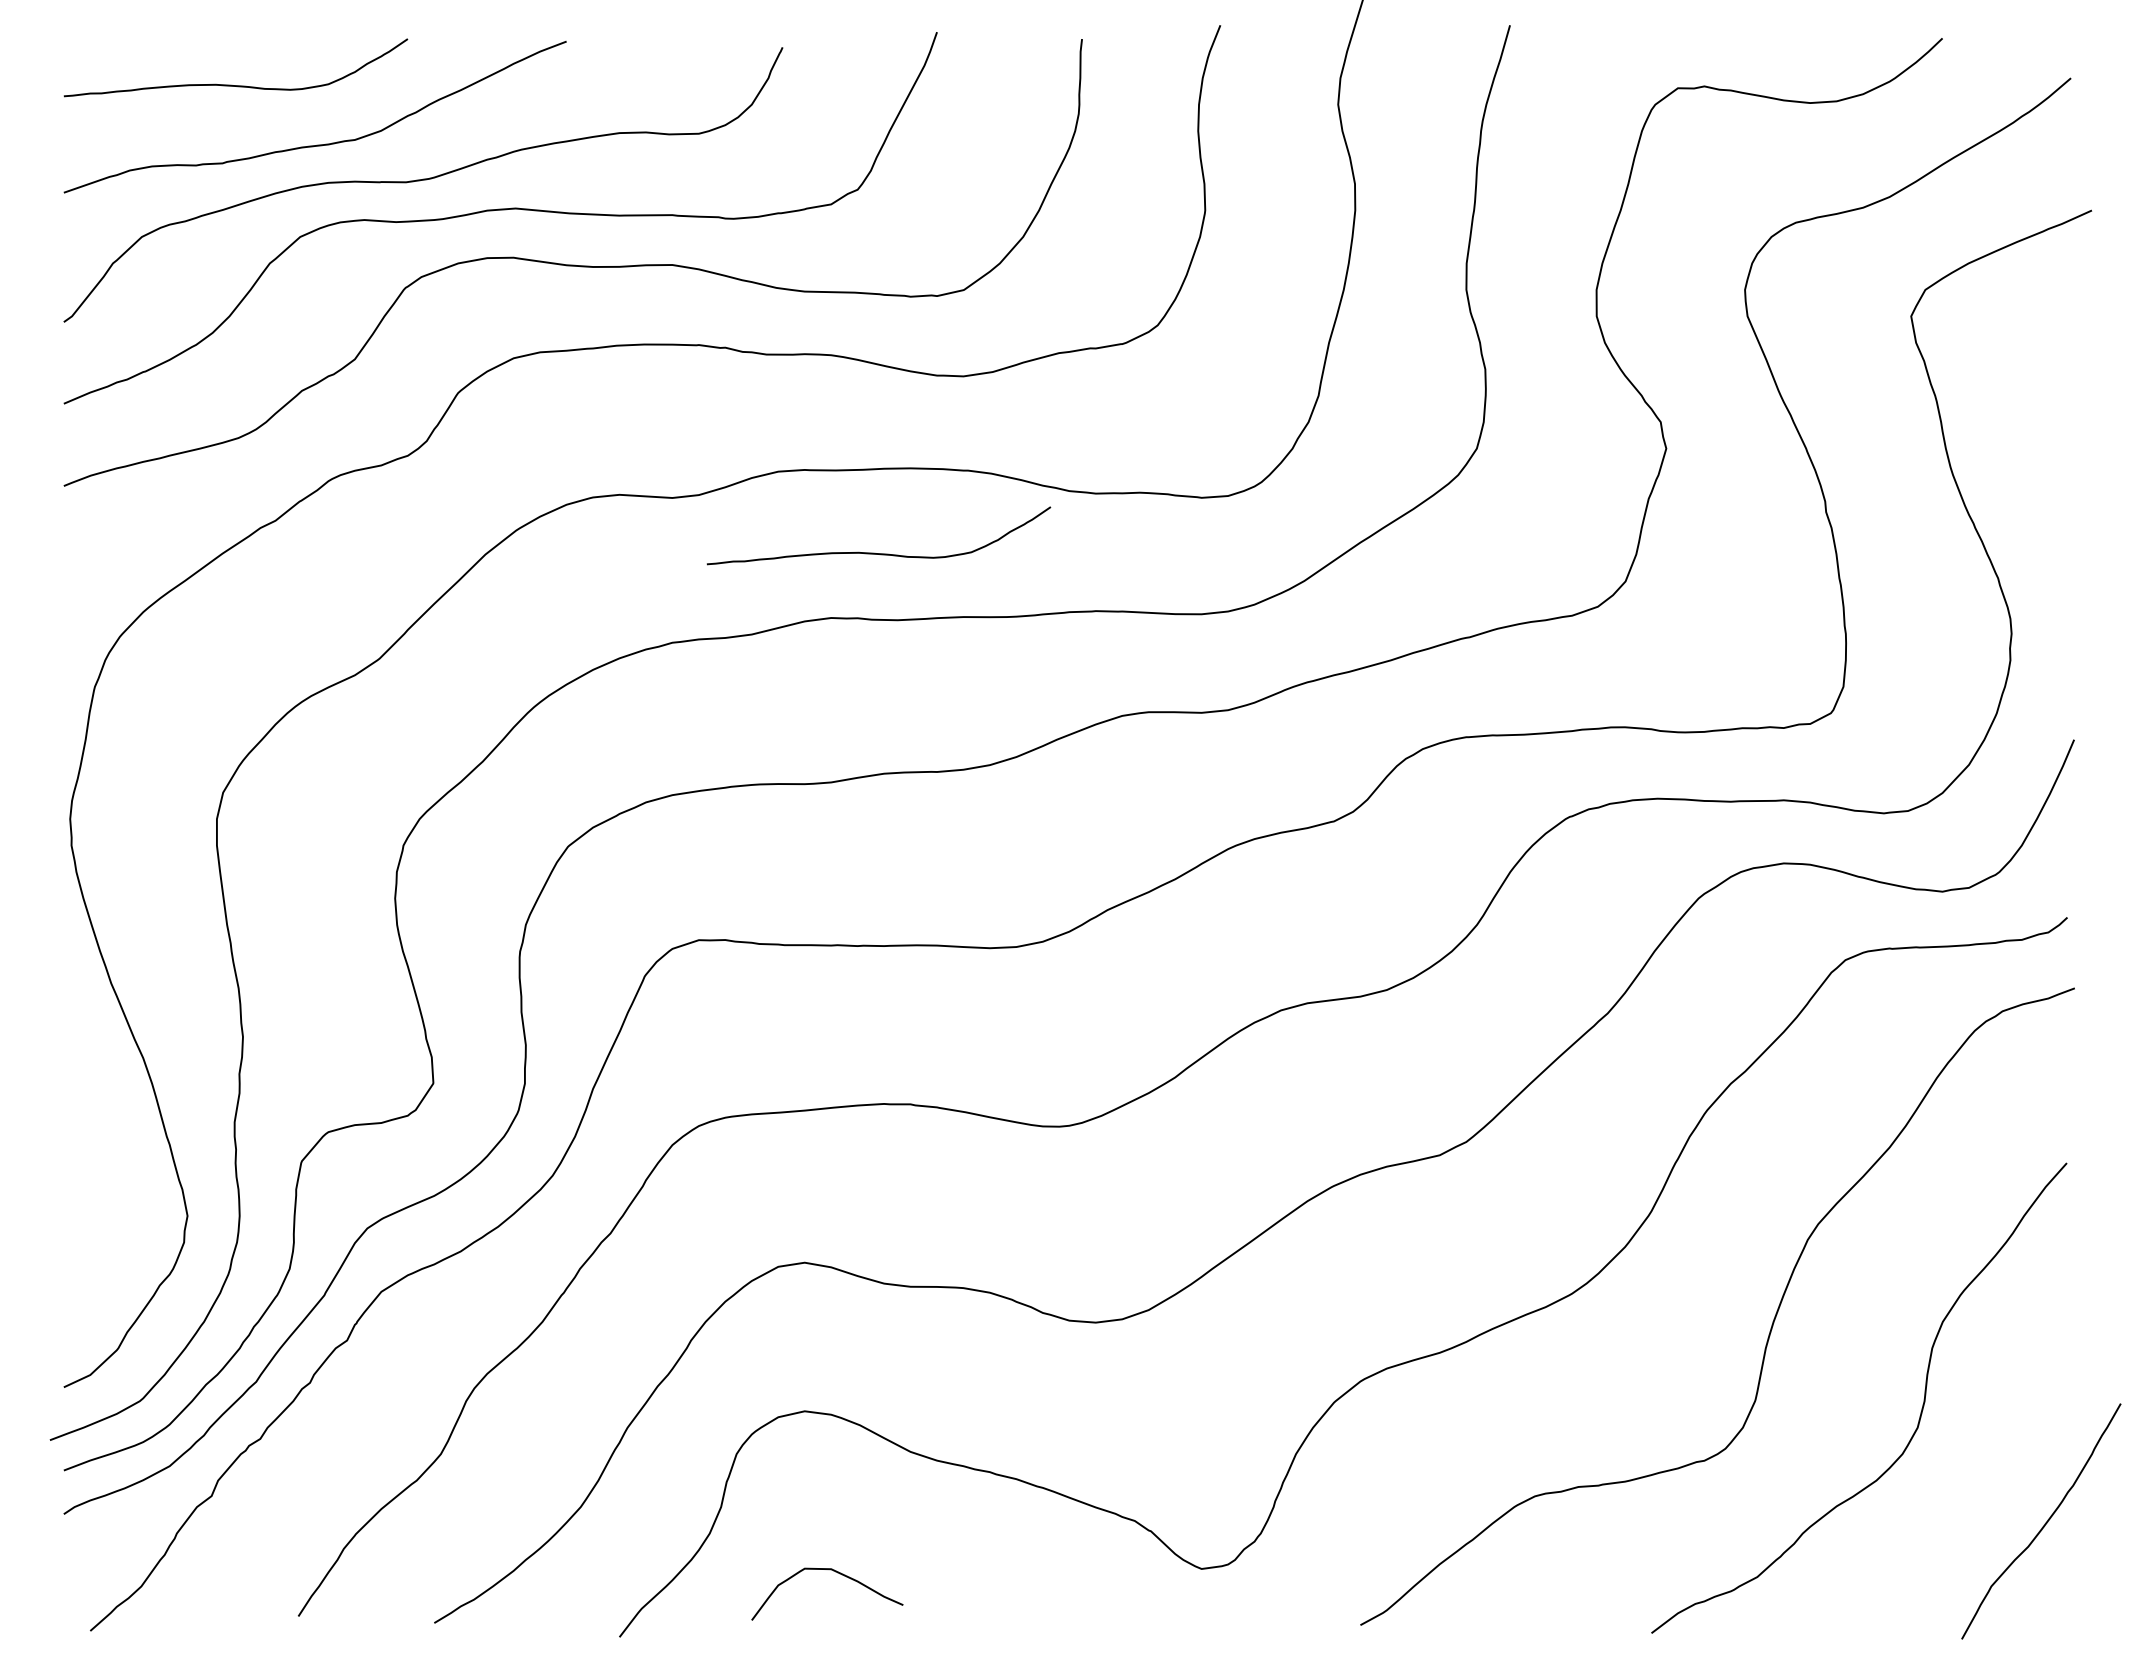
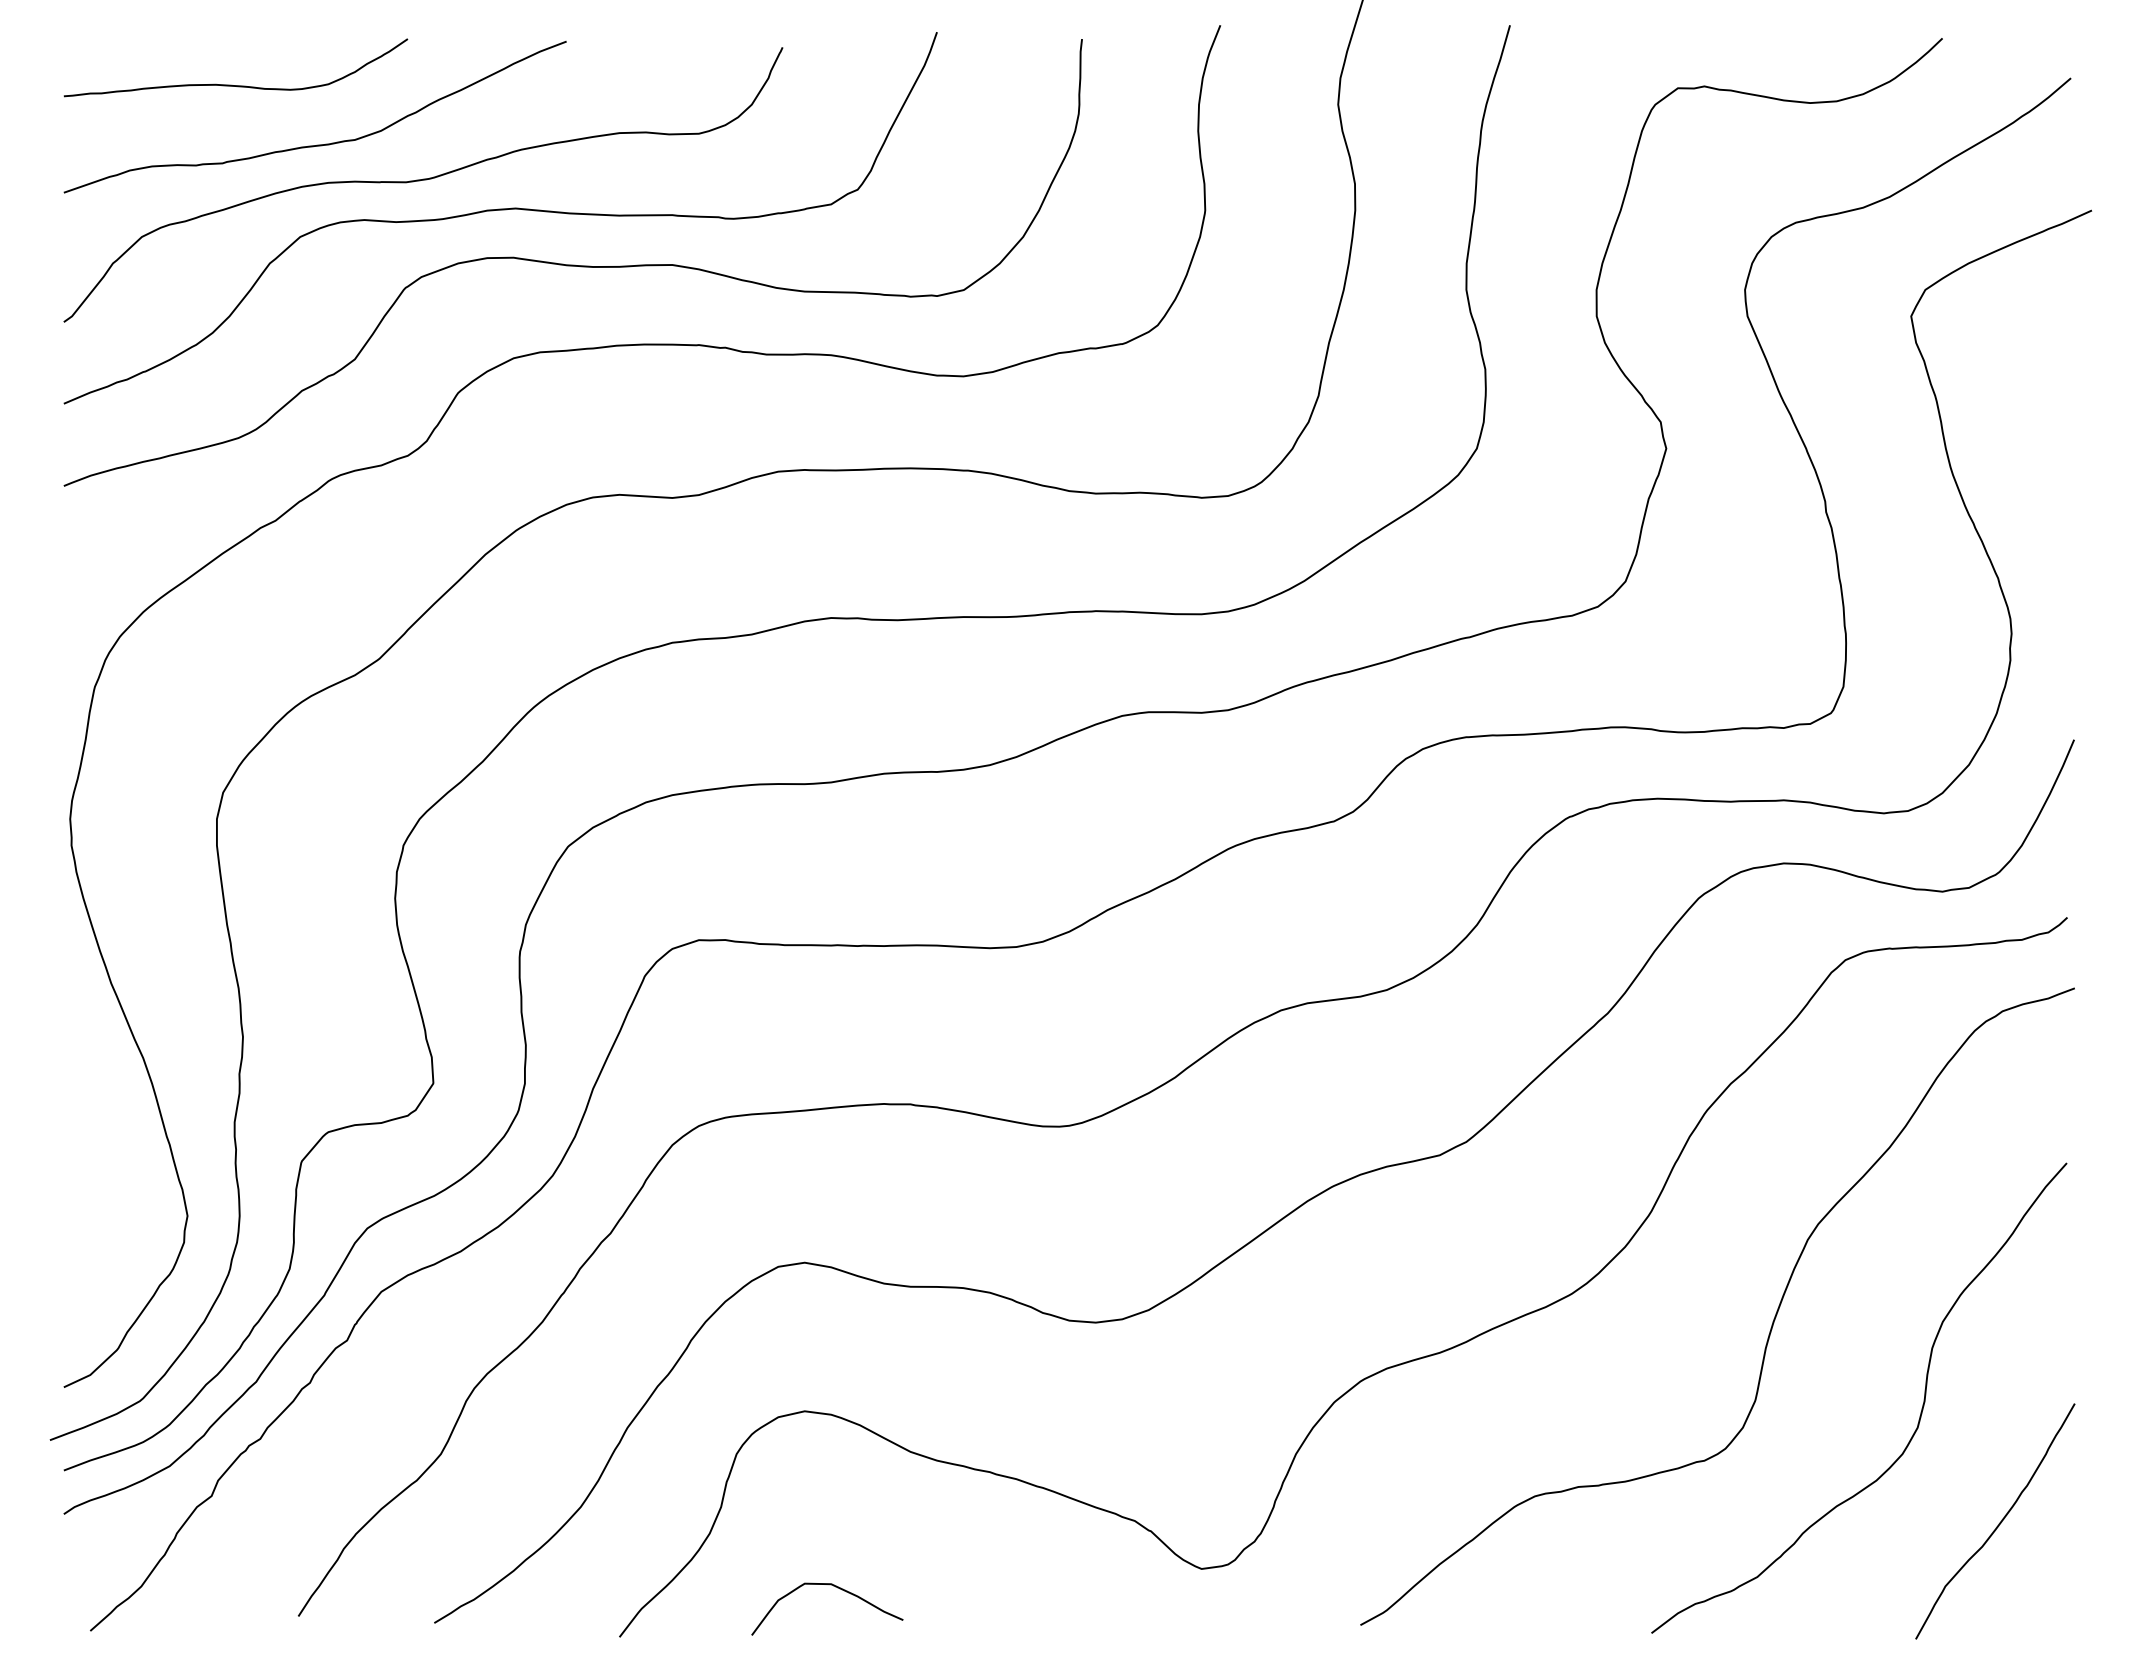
curve: present -> none (874, 552)
curve position: (2044, 1523) -> (1998, 1523) (1998, 1523)
curve position: (837, 1573) -> (837, 1588) (837, 1588)
